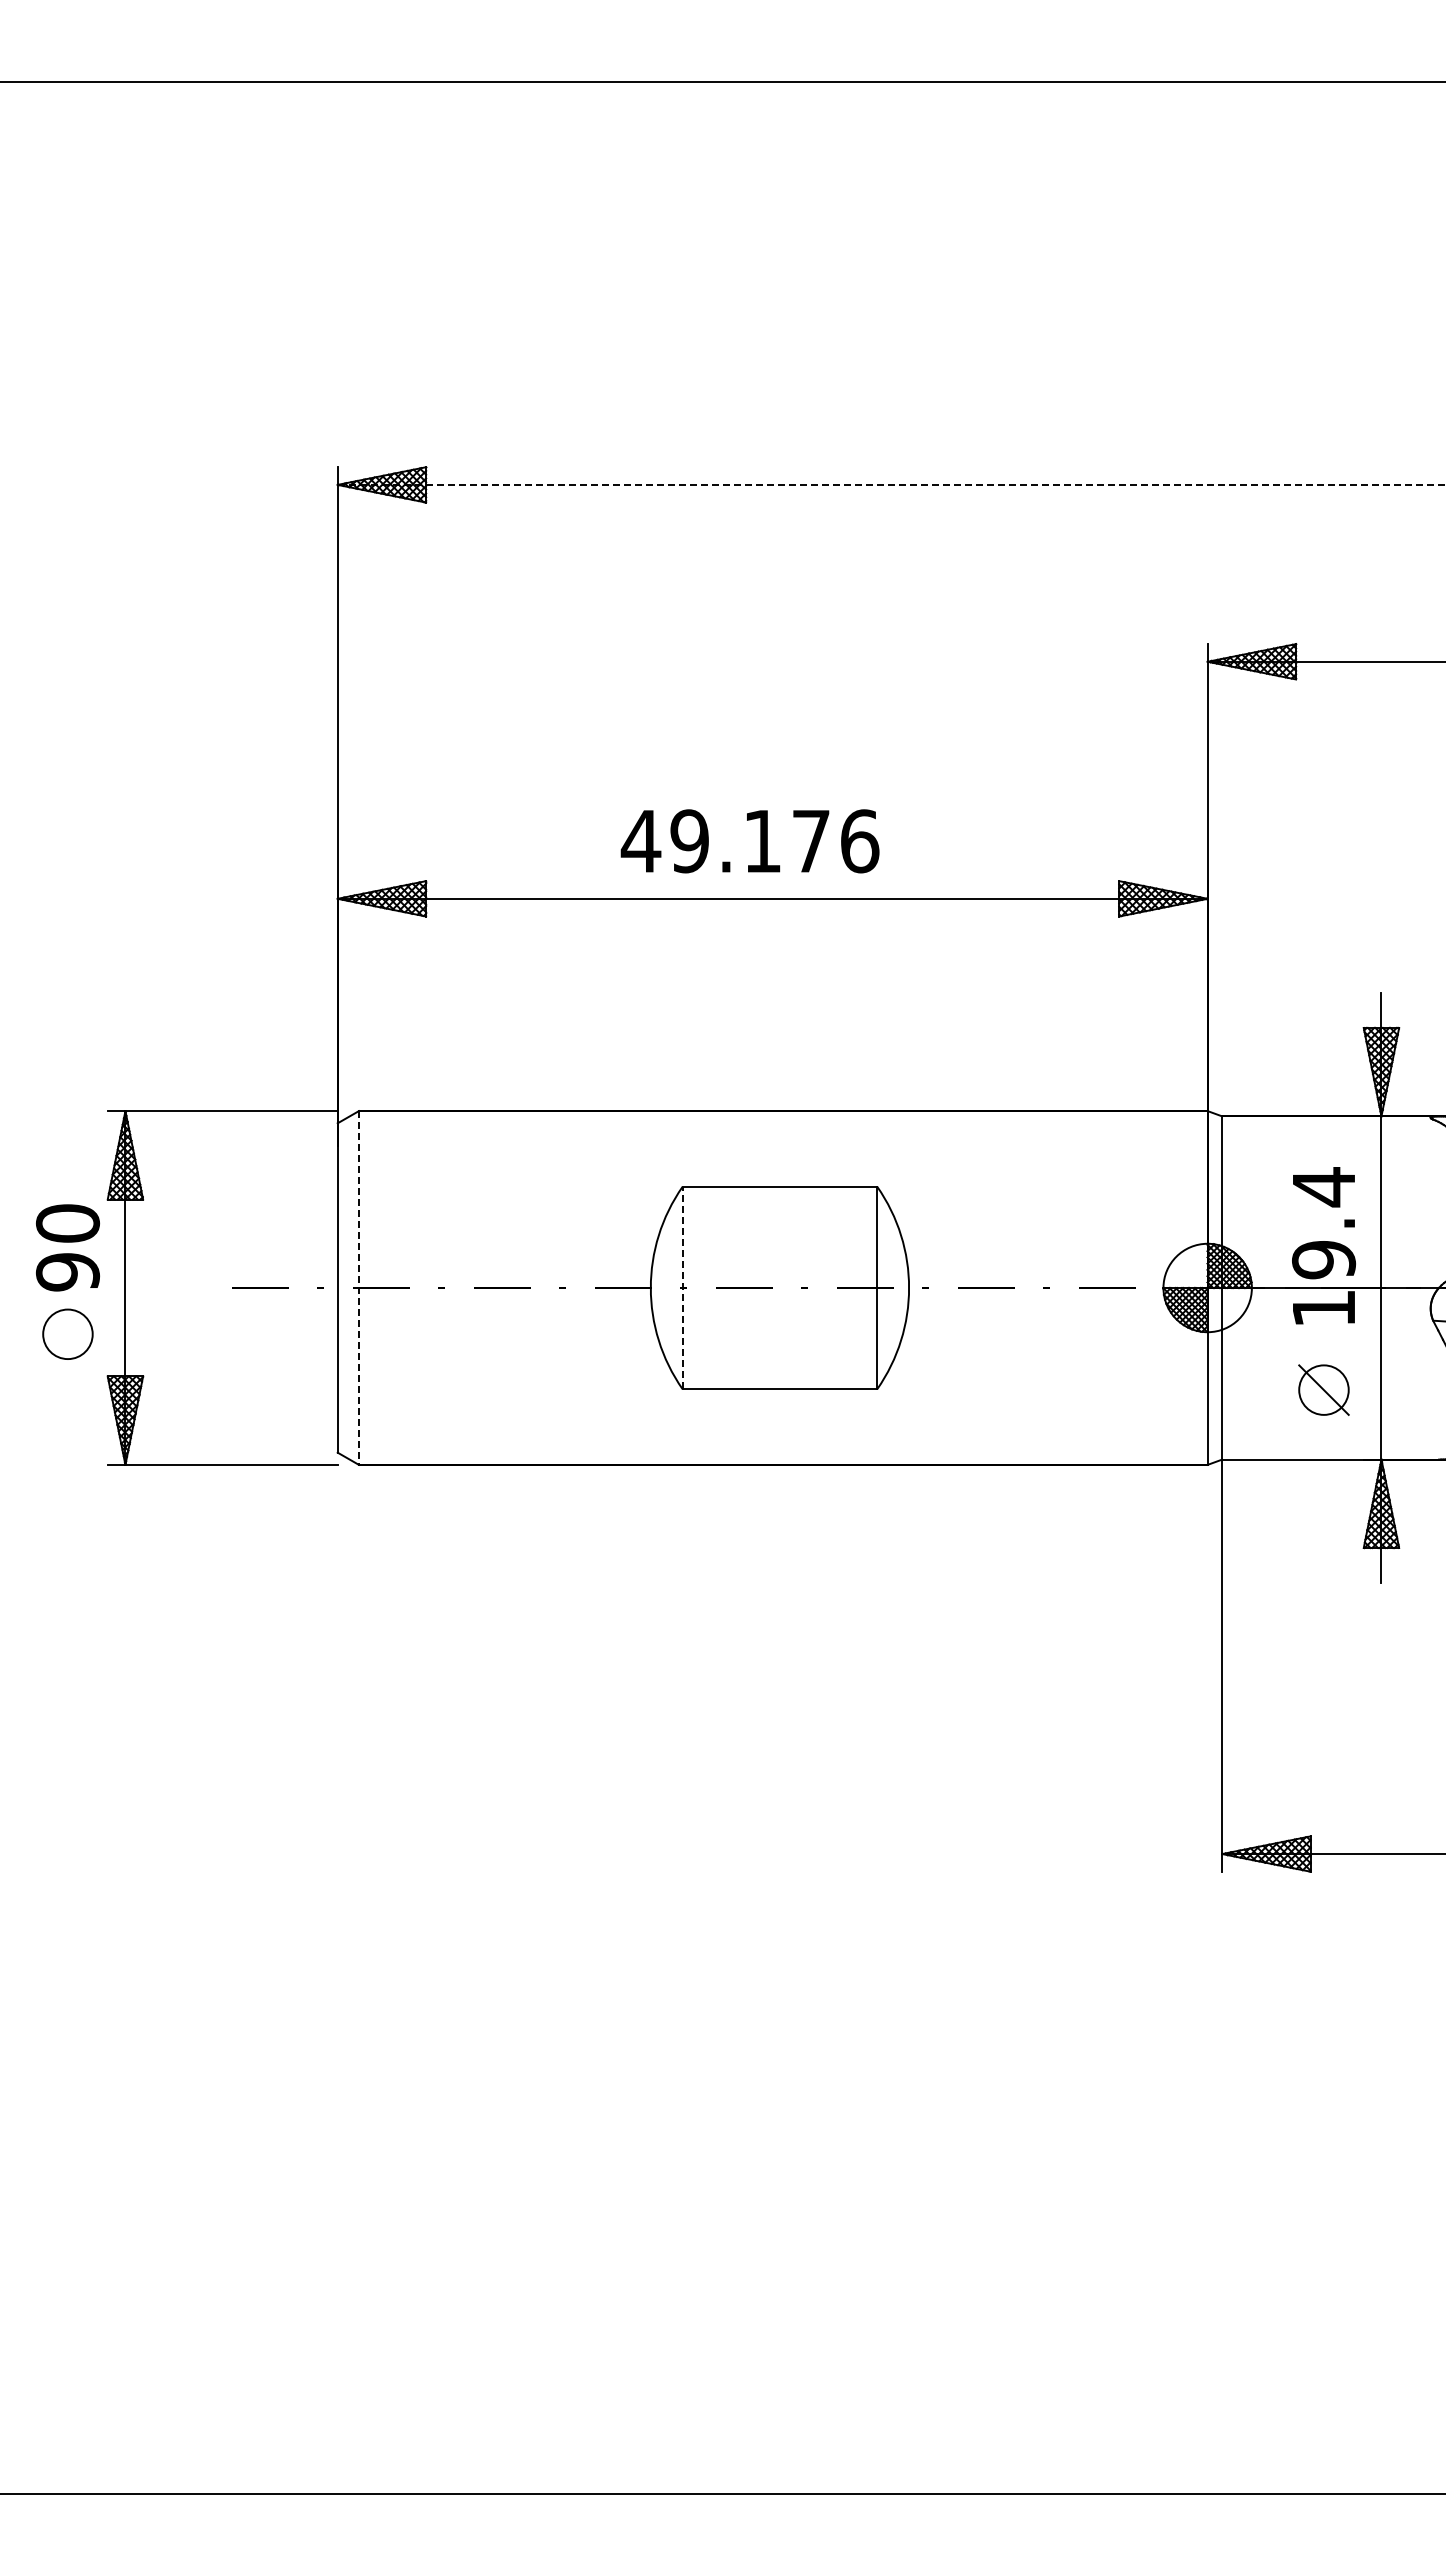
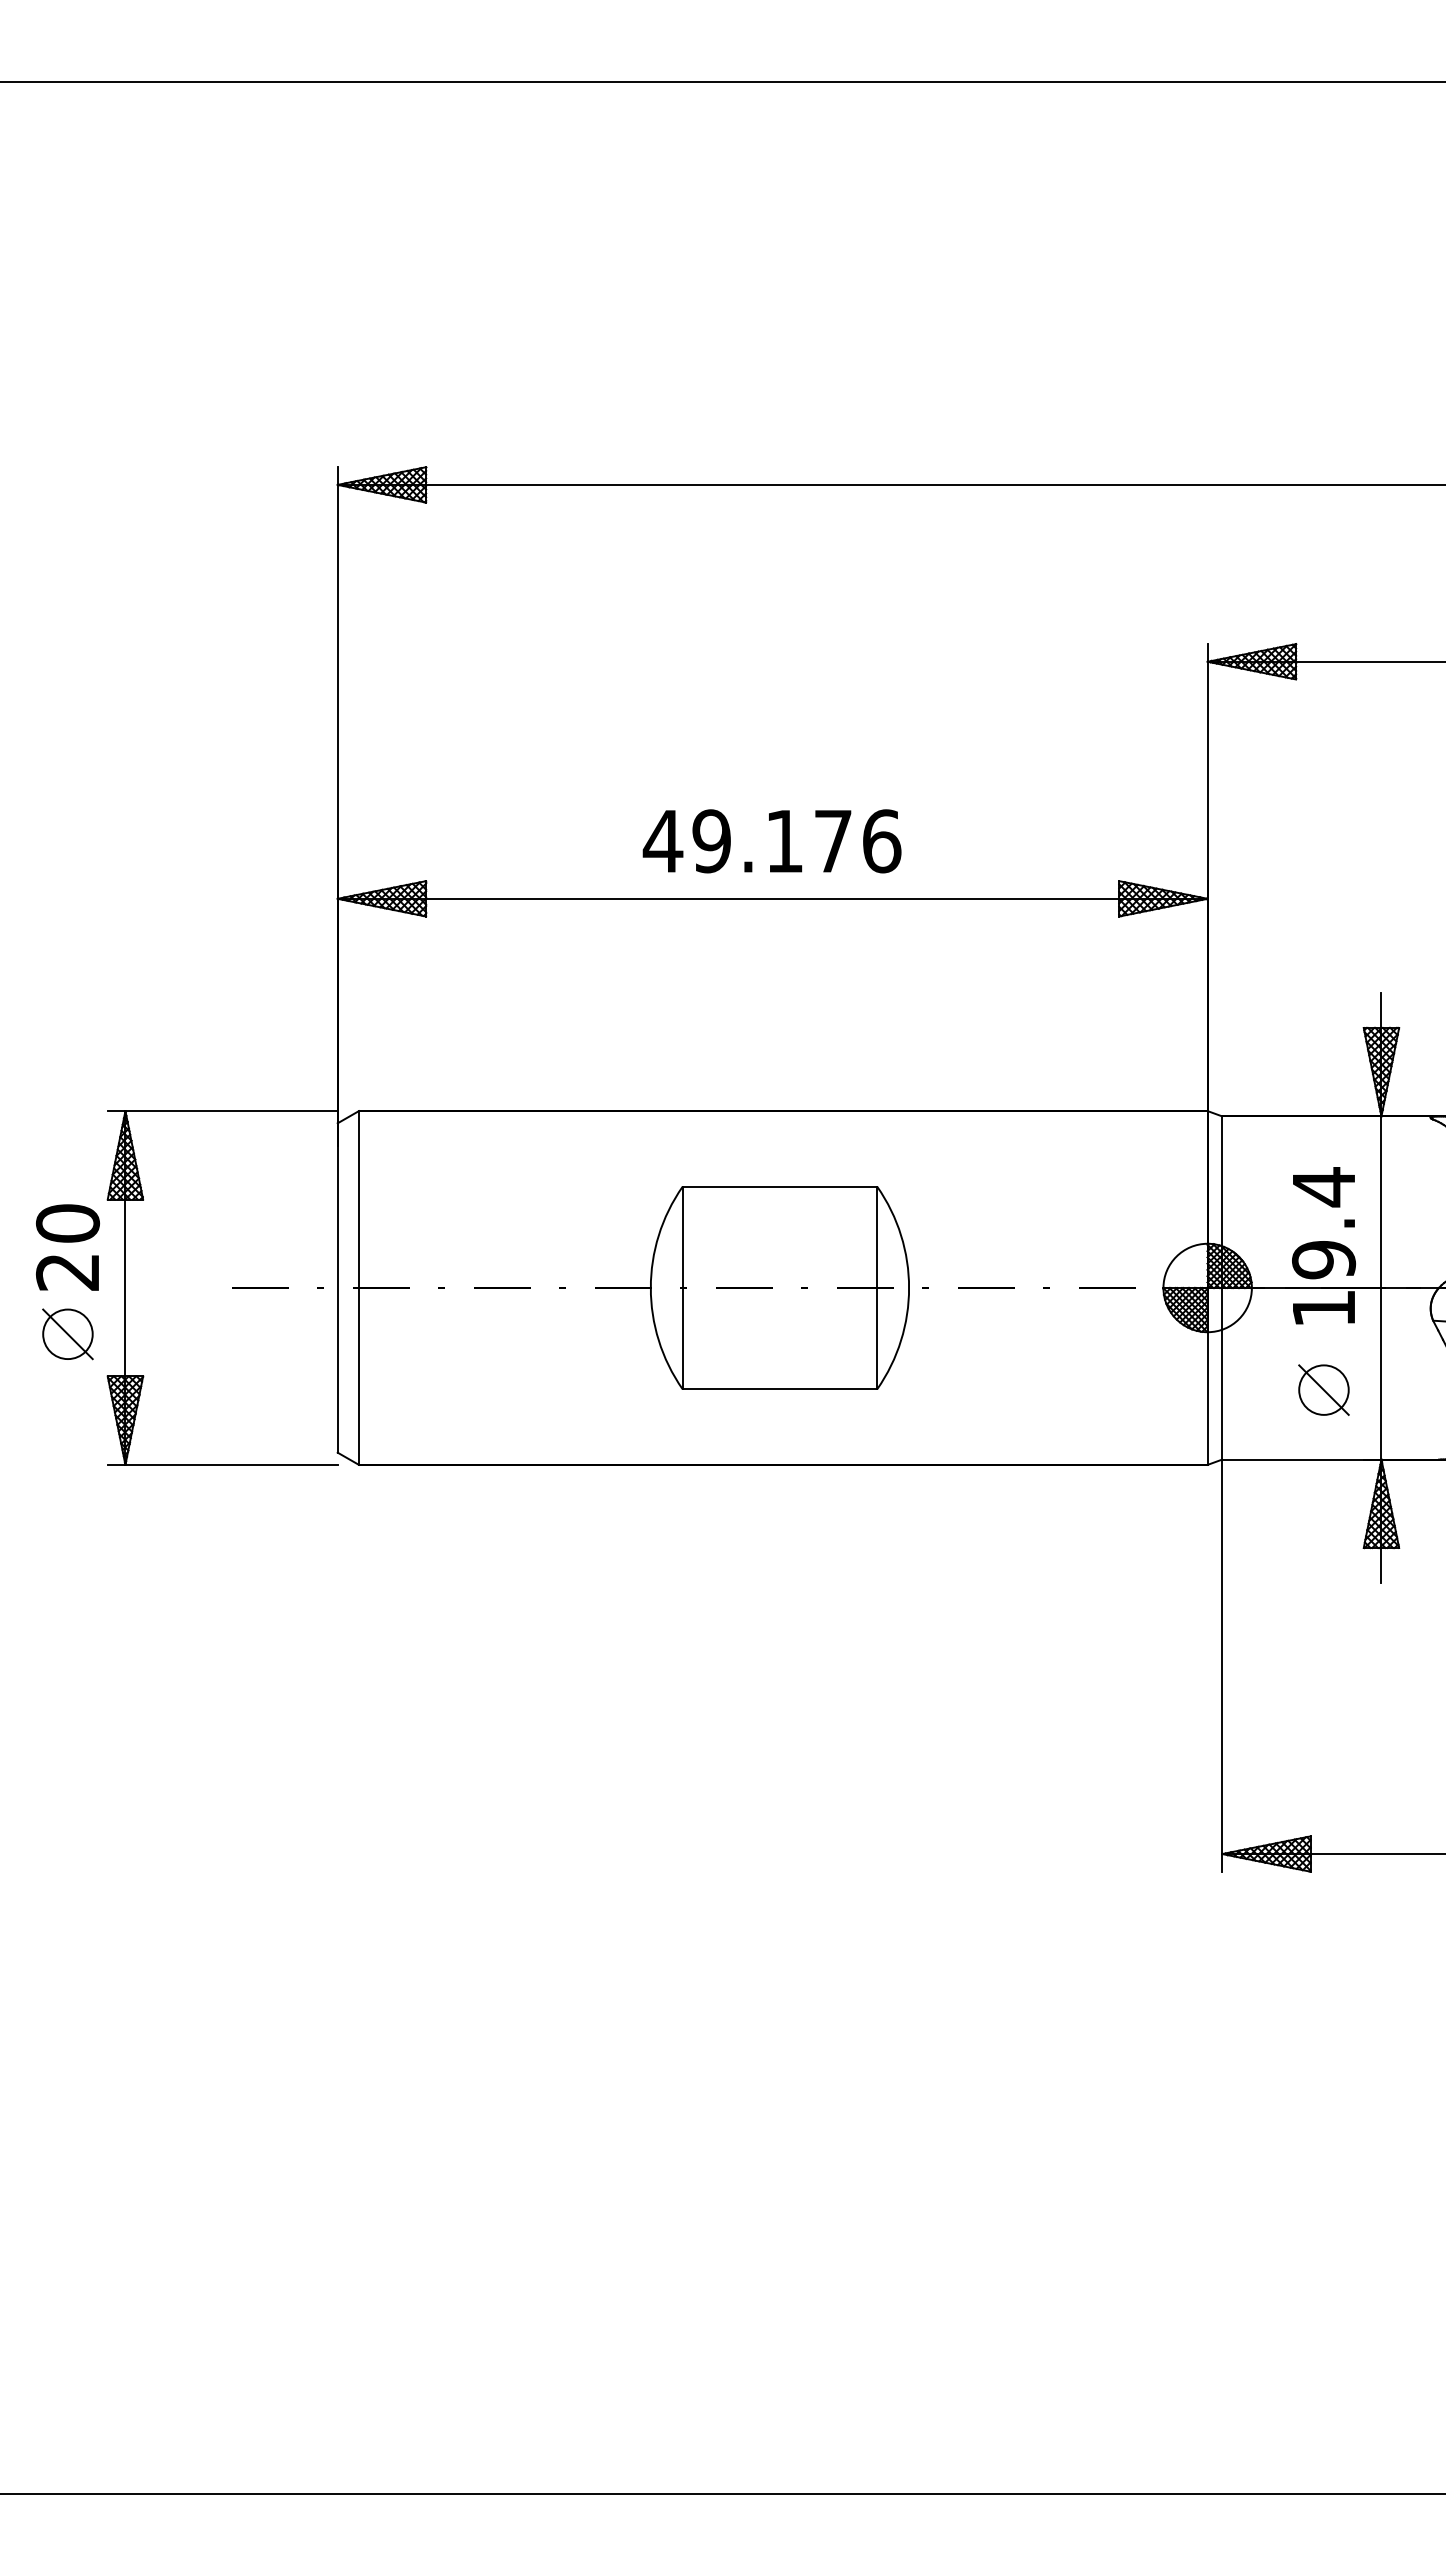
line: dashed -> solid (891, 484)
text position: (749, 841) -> (771, 841) (771, 841)
text: 90 -> 20 (68, 1272)
line: dashed -> solid (682, 1287)
line: dashed -> solid (358, 1288)
line: none -> present (67, 1334)
